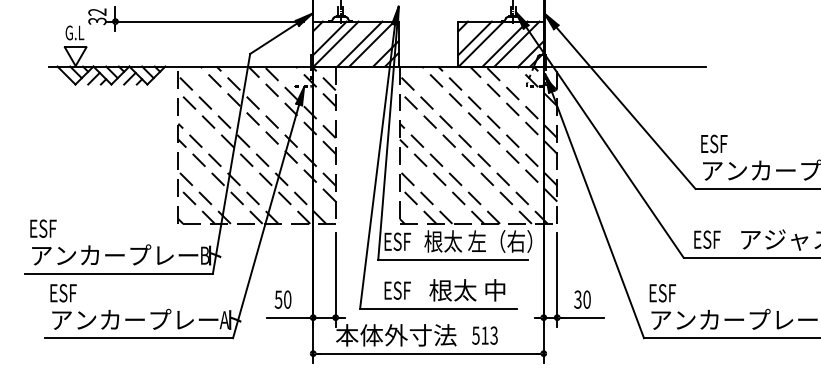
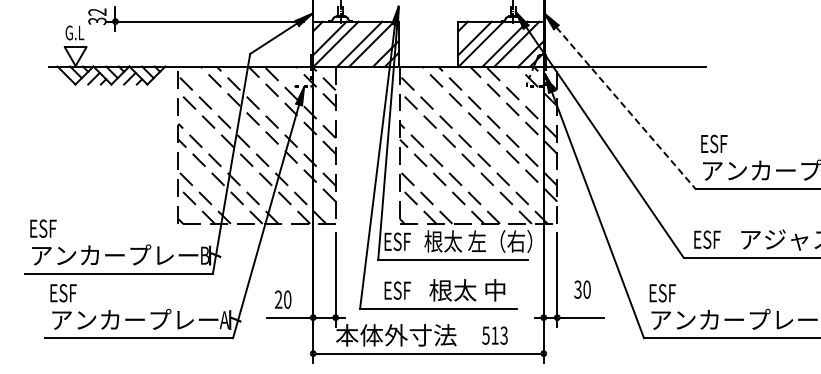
line: solid -> dashed (625, 108)
text: 50 -> 20 (278, 299)
text position: (582, 299) -> (582, 289) (582, 289)
text position: (484, 335) -> (494, 335) (494, 335)
